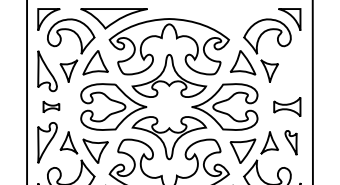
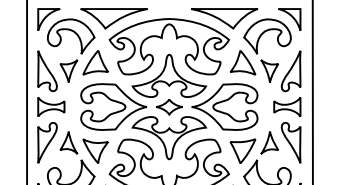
part: none -> present (224, 18)
part: none -> present (290, 71)
part size: 19x13 px -> 29x20 px (51, 106)
part: none -> present (169, 107)
part size: 14x26 px -> 22x42 px (290, 142)
